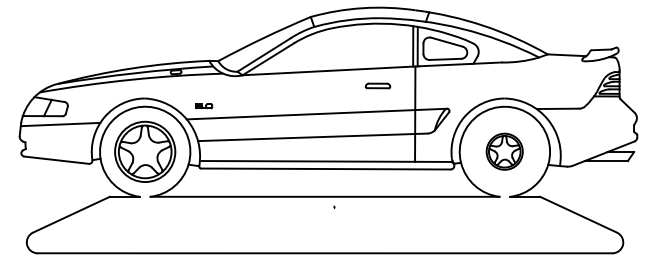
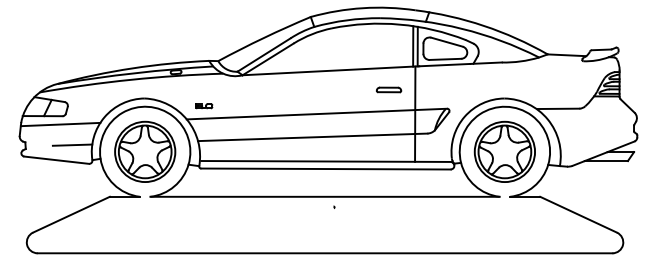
part position: (378, 85) -> (389, 89) (389, 89)
line: none -> present (72, 144)
part size: 39x39 px -> 63x63 px (504, 151)
